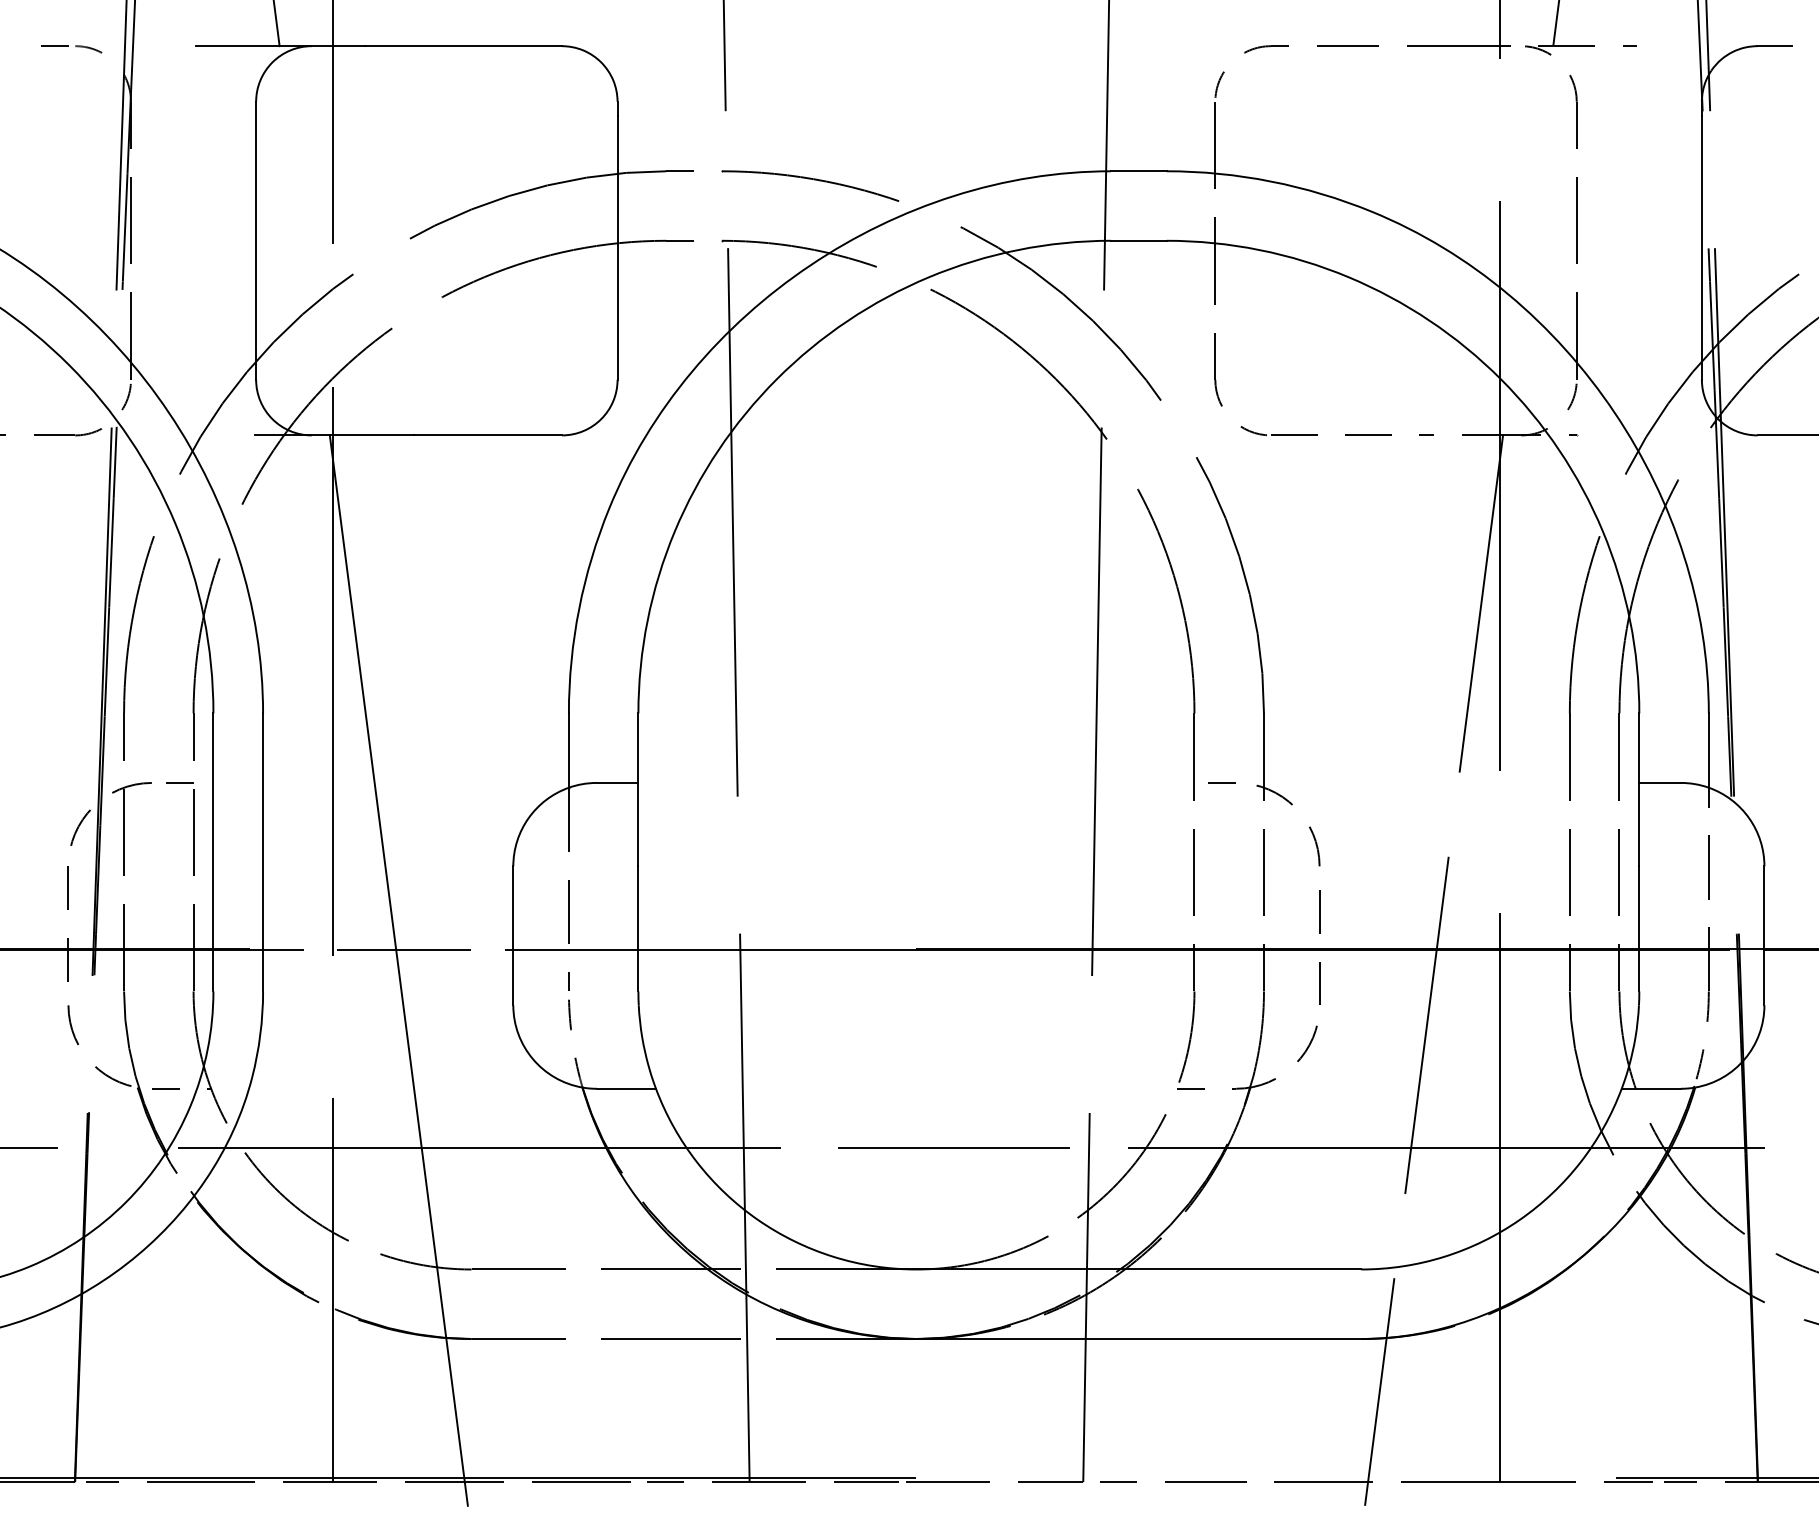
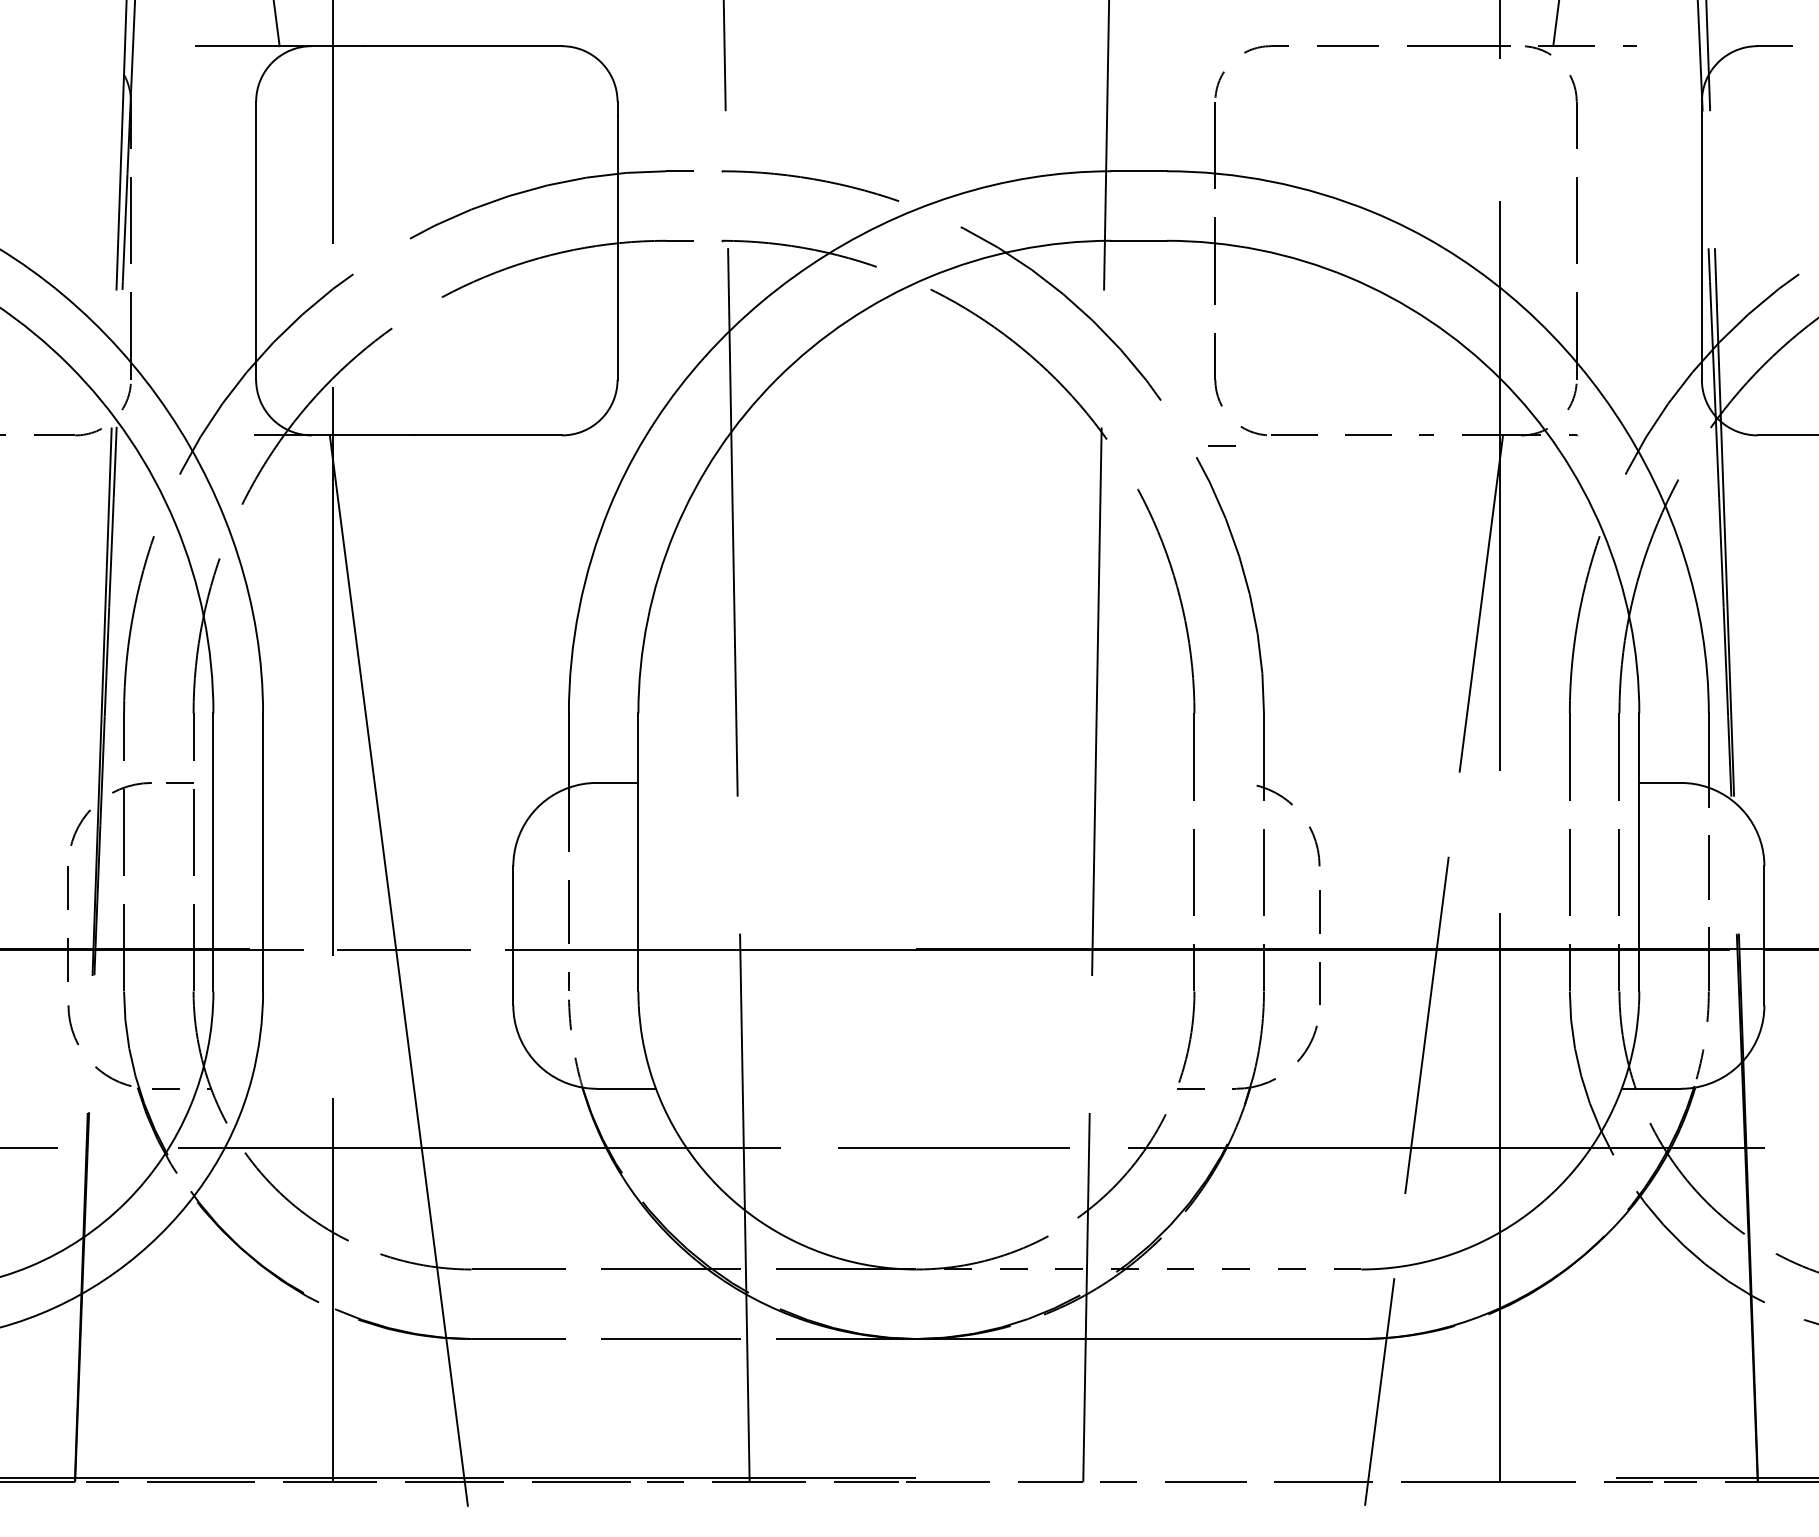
part: present -> none (71, 49)
line position: (1221, 782) -> (1221, 445) (1221, 445)
line: solid -> dashed (1138, 1269)
